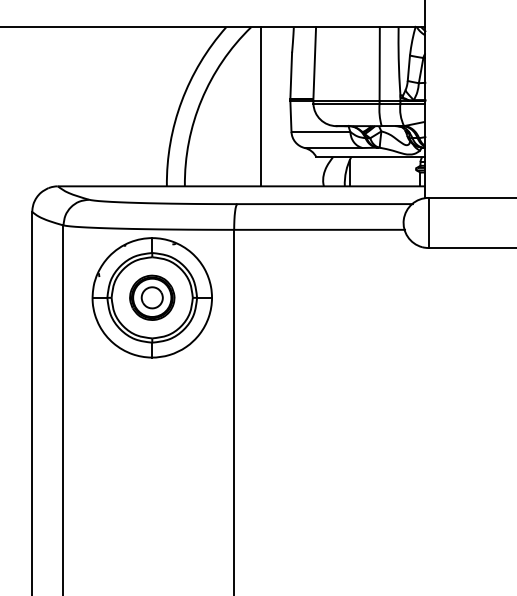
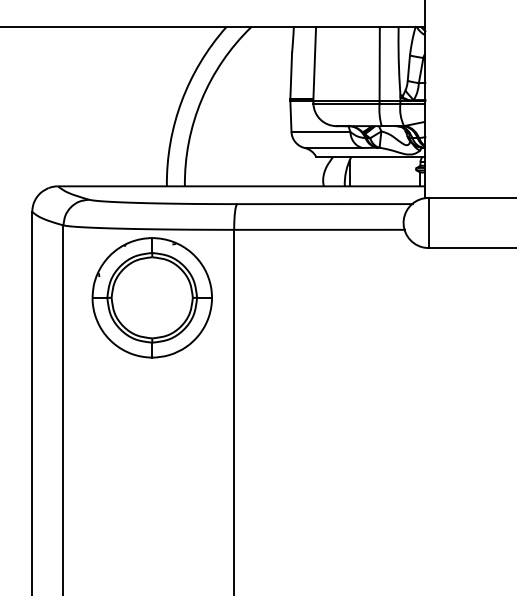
line: present -> none (261, 106)
part: present -> none (152, 297)
